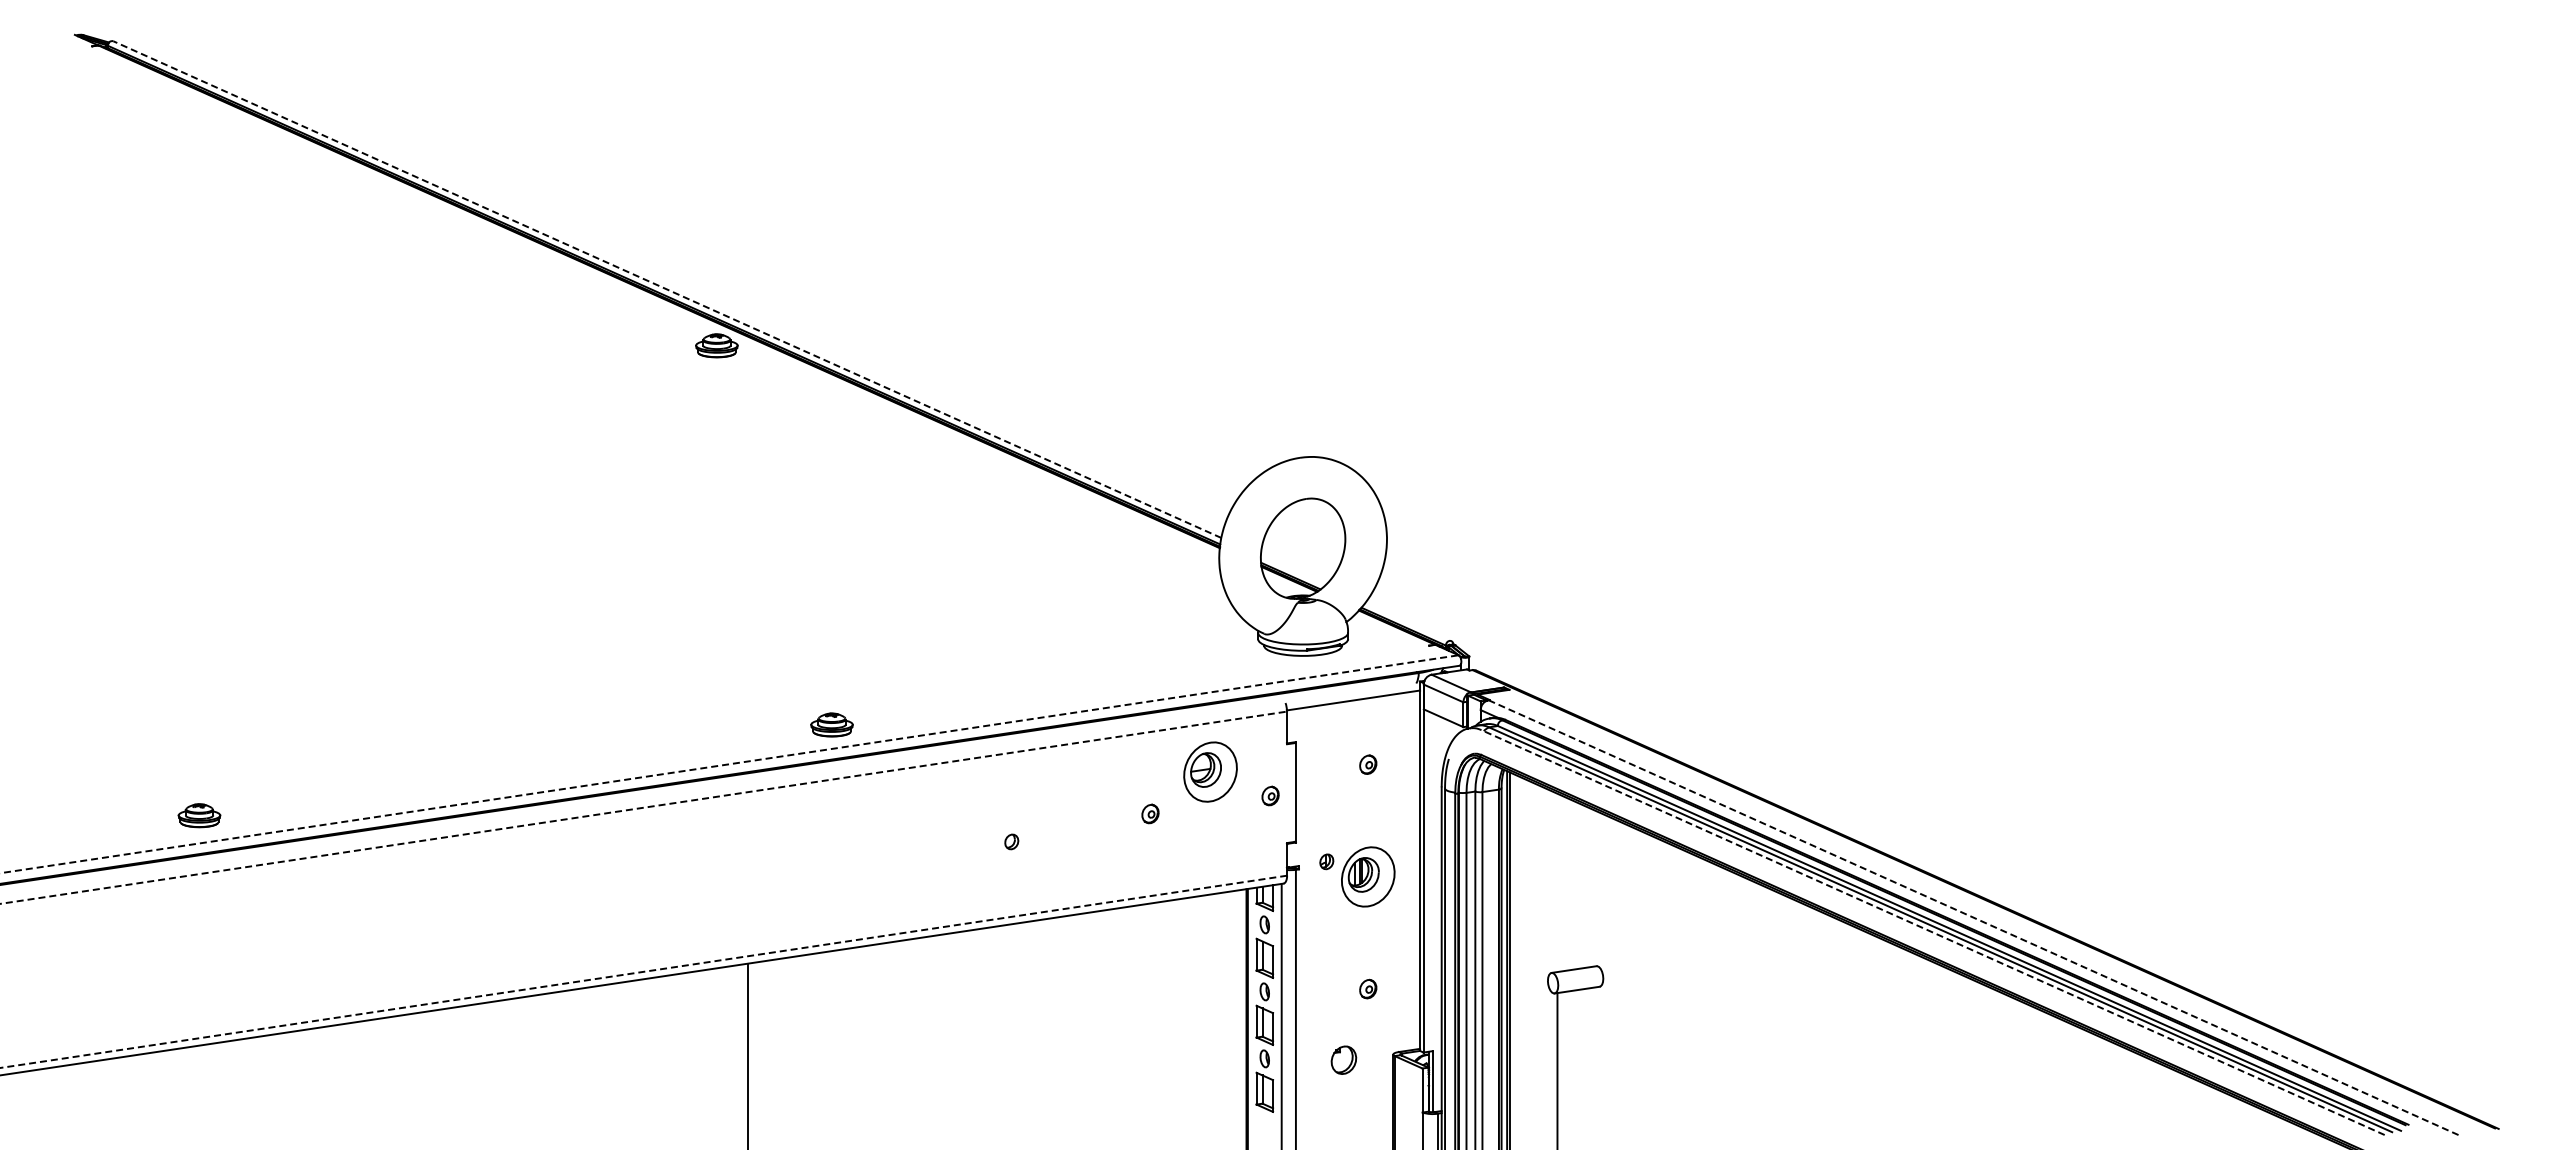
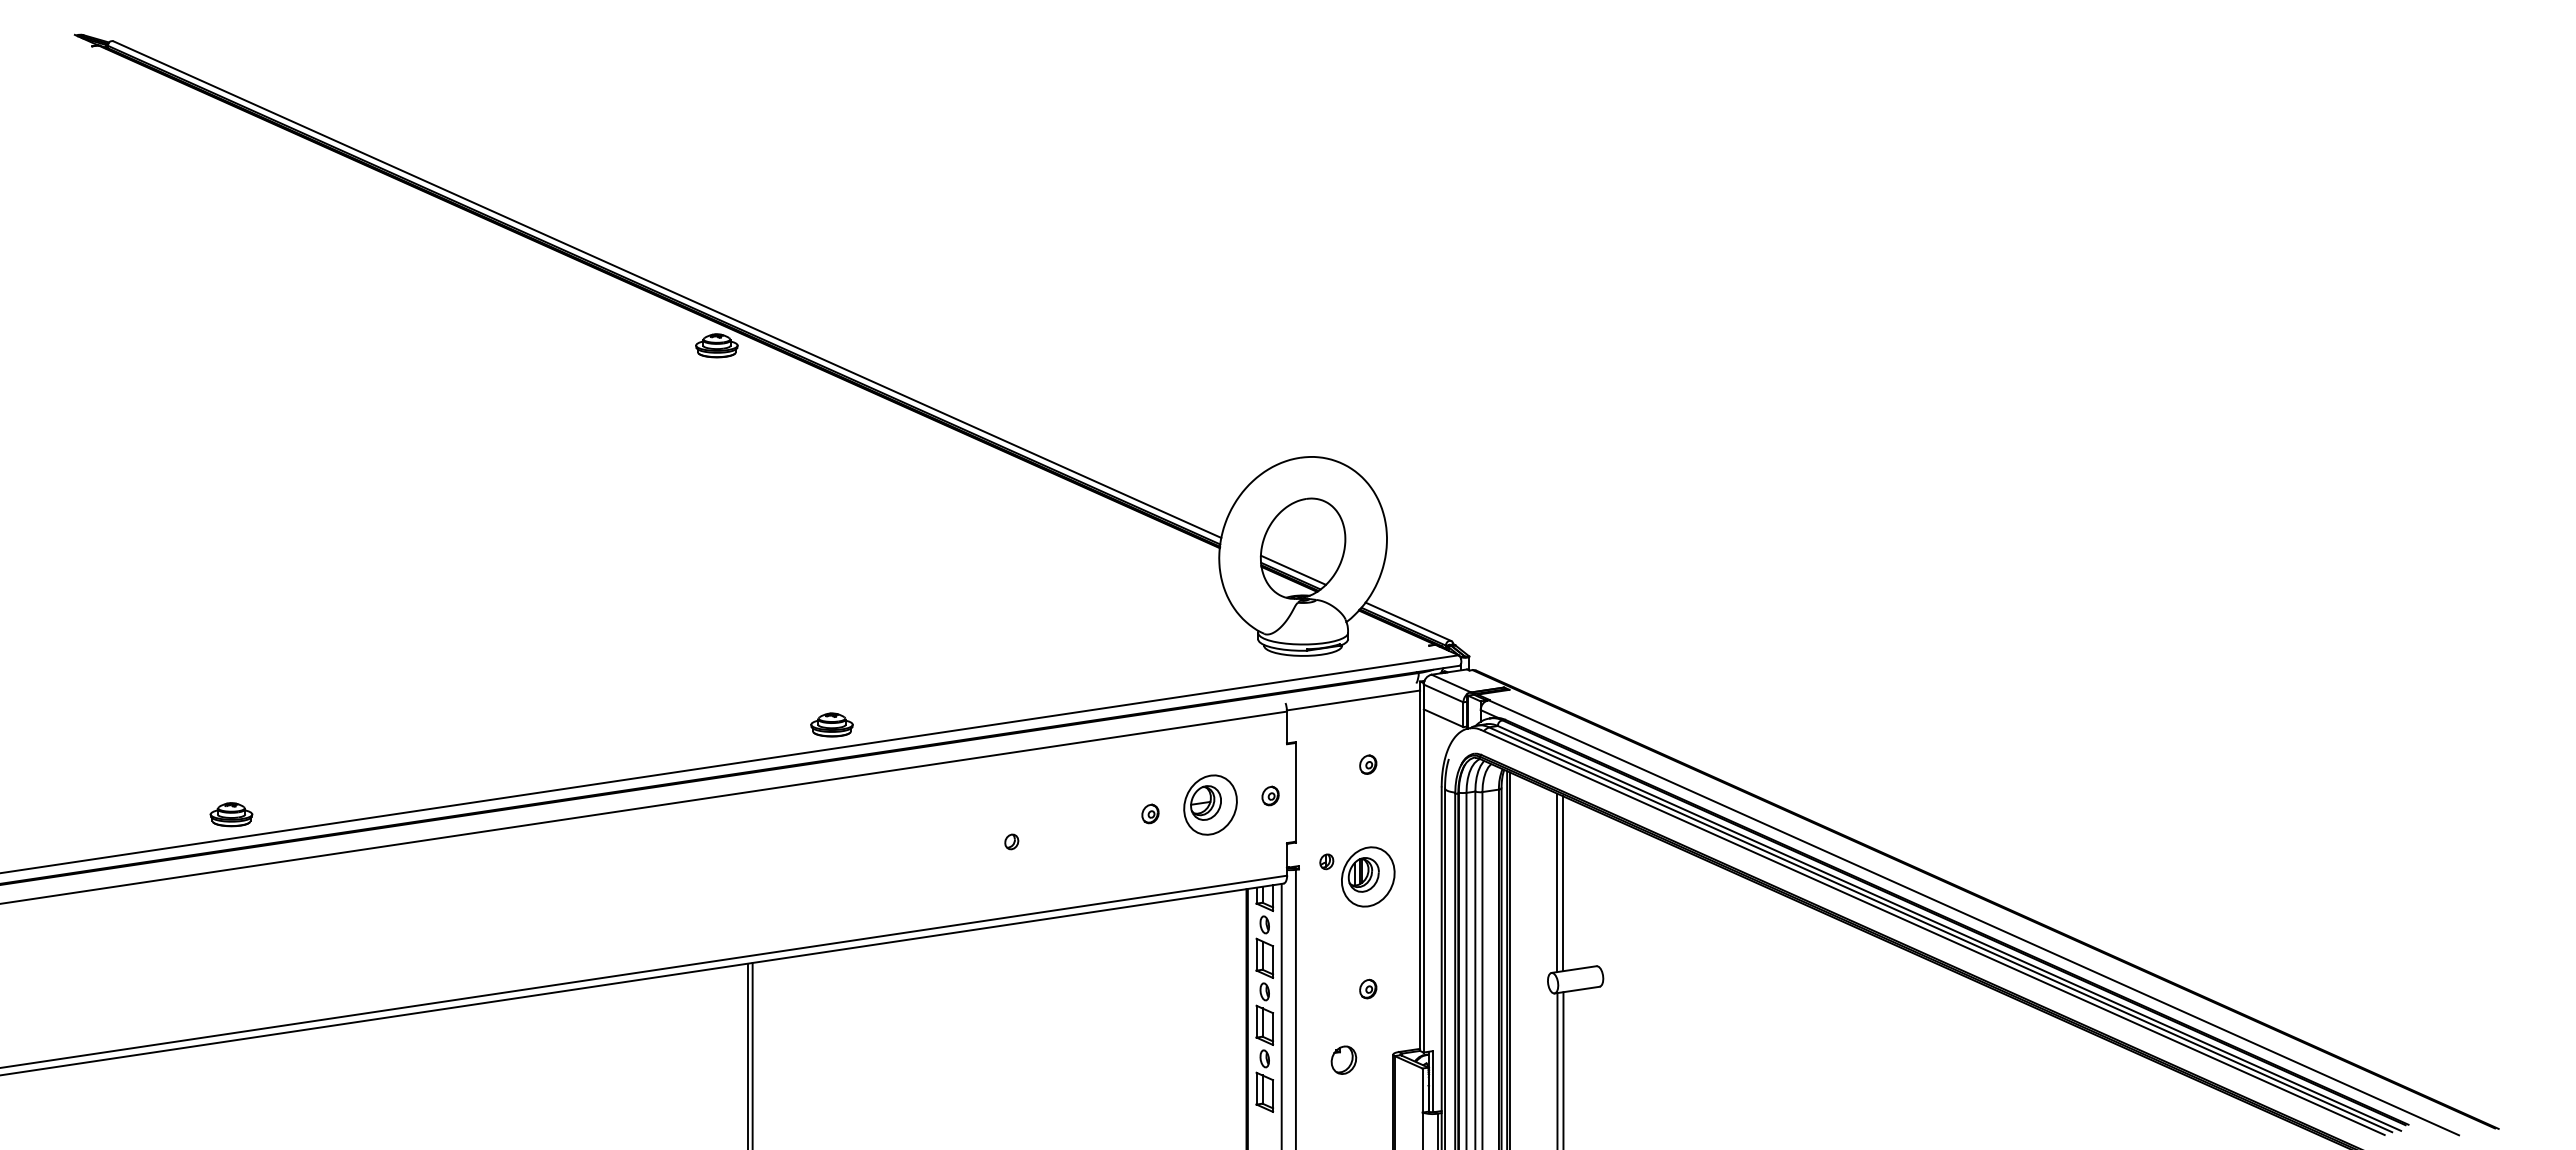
line: dashed -> solid (666, 289)
line: none -> present (1293, 569)
line: none -> present (1408, 621)
line: dashed -> solid (729, 764)
part position: (1210, 771) -> (1210, 804) (1210, 804)
line: dashed -> solid (644, 807)
part position: (199, 815) -> (231, 814) (231, 814)
line: none -> present (1557, 882)
line: none -> present (1563, 883)
line: dashed -> solid (1973, 917)
line: dashed -> solid (1933, 932)
line: dashed -> solid (643, 971)
line: none -> present (752, 1054)
line: none -> present (1563, 1069)
